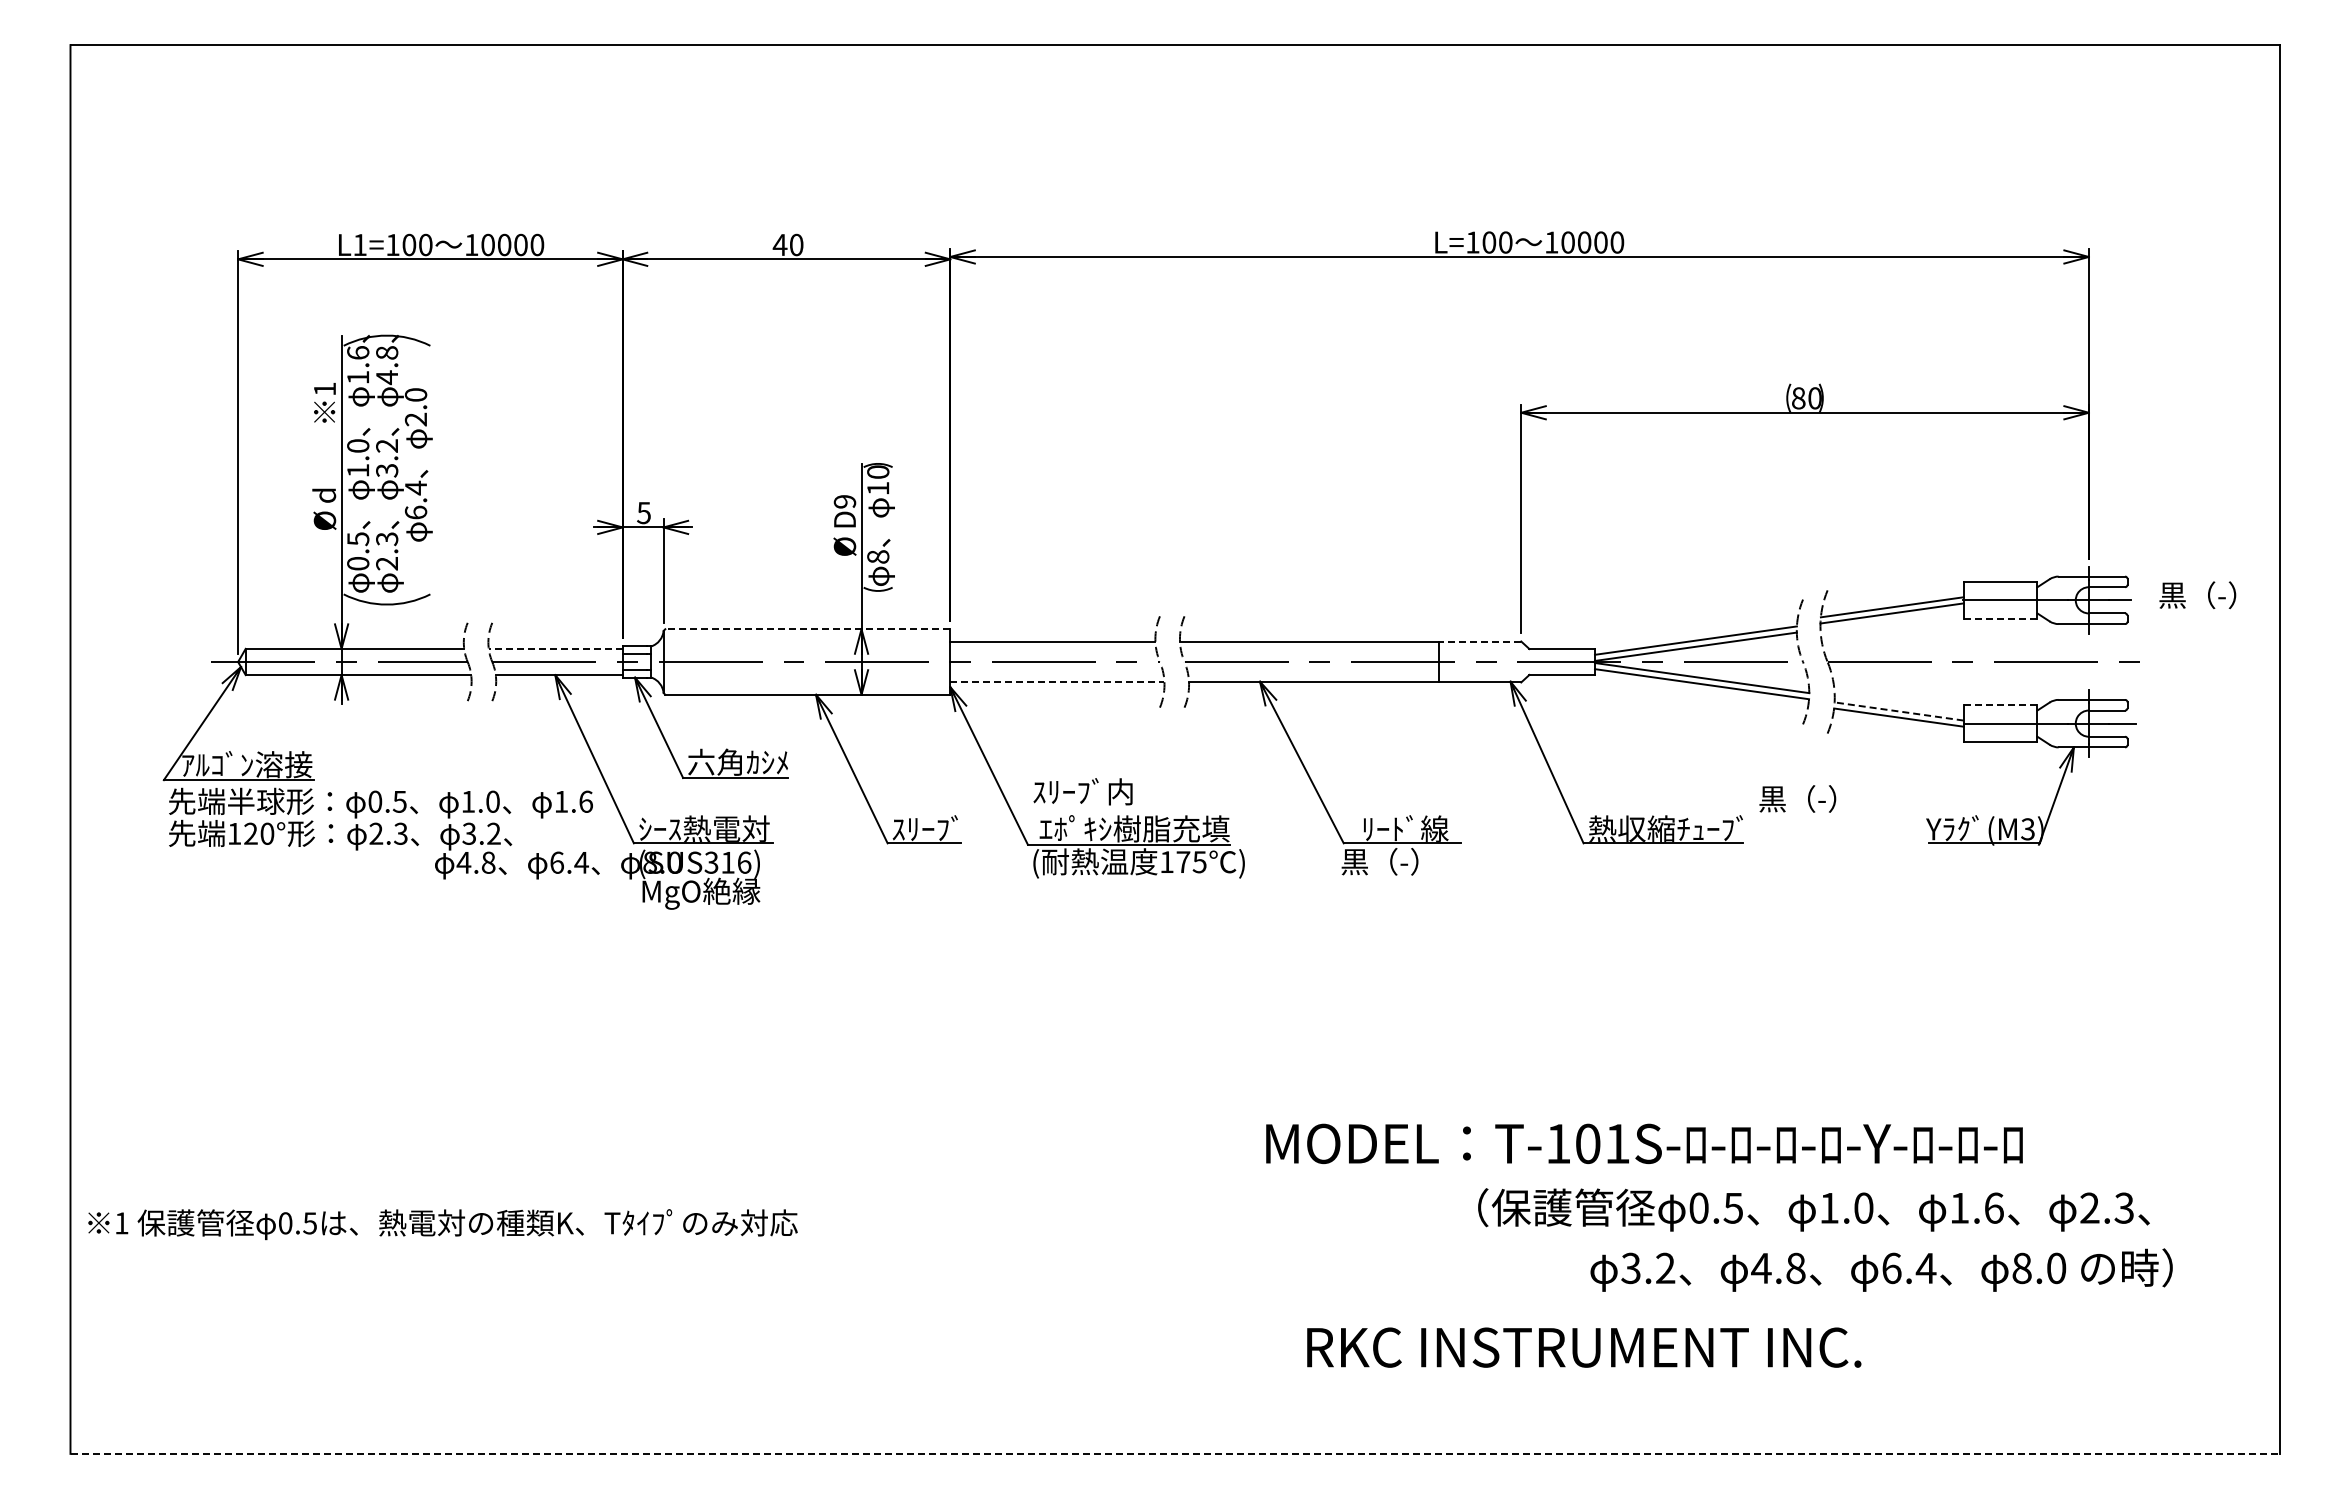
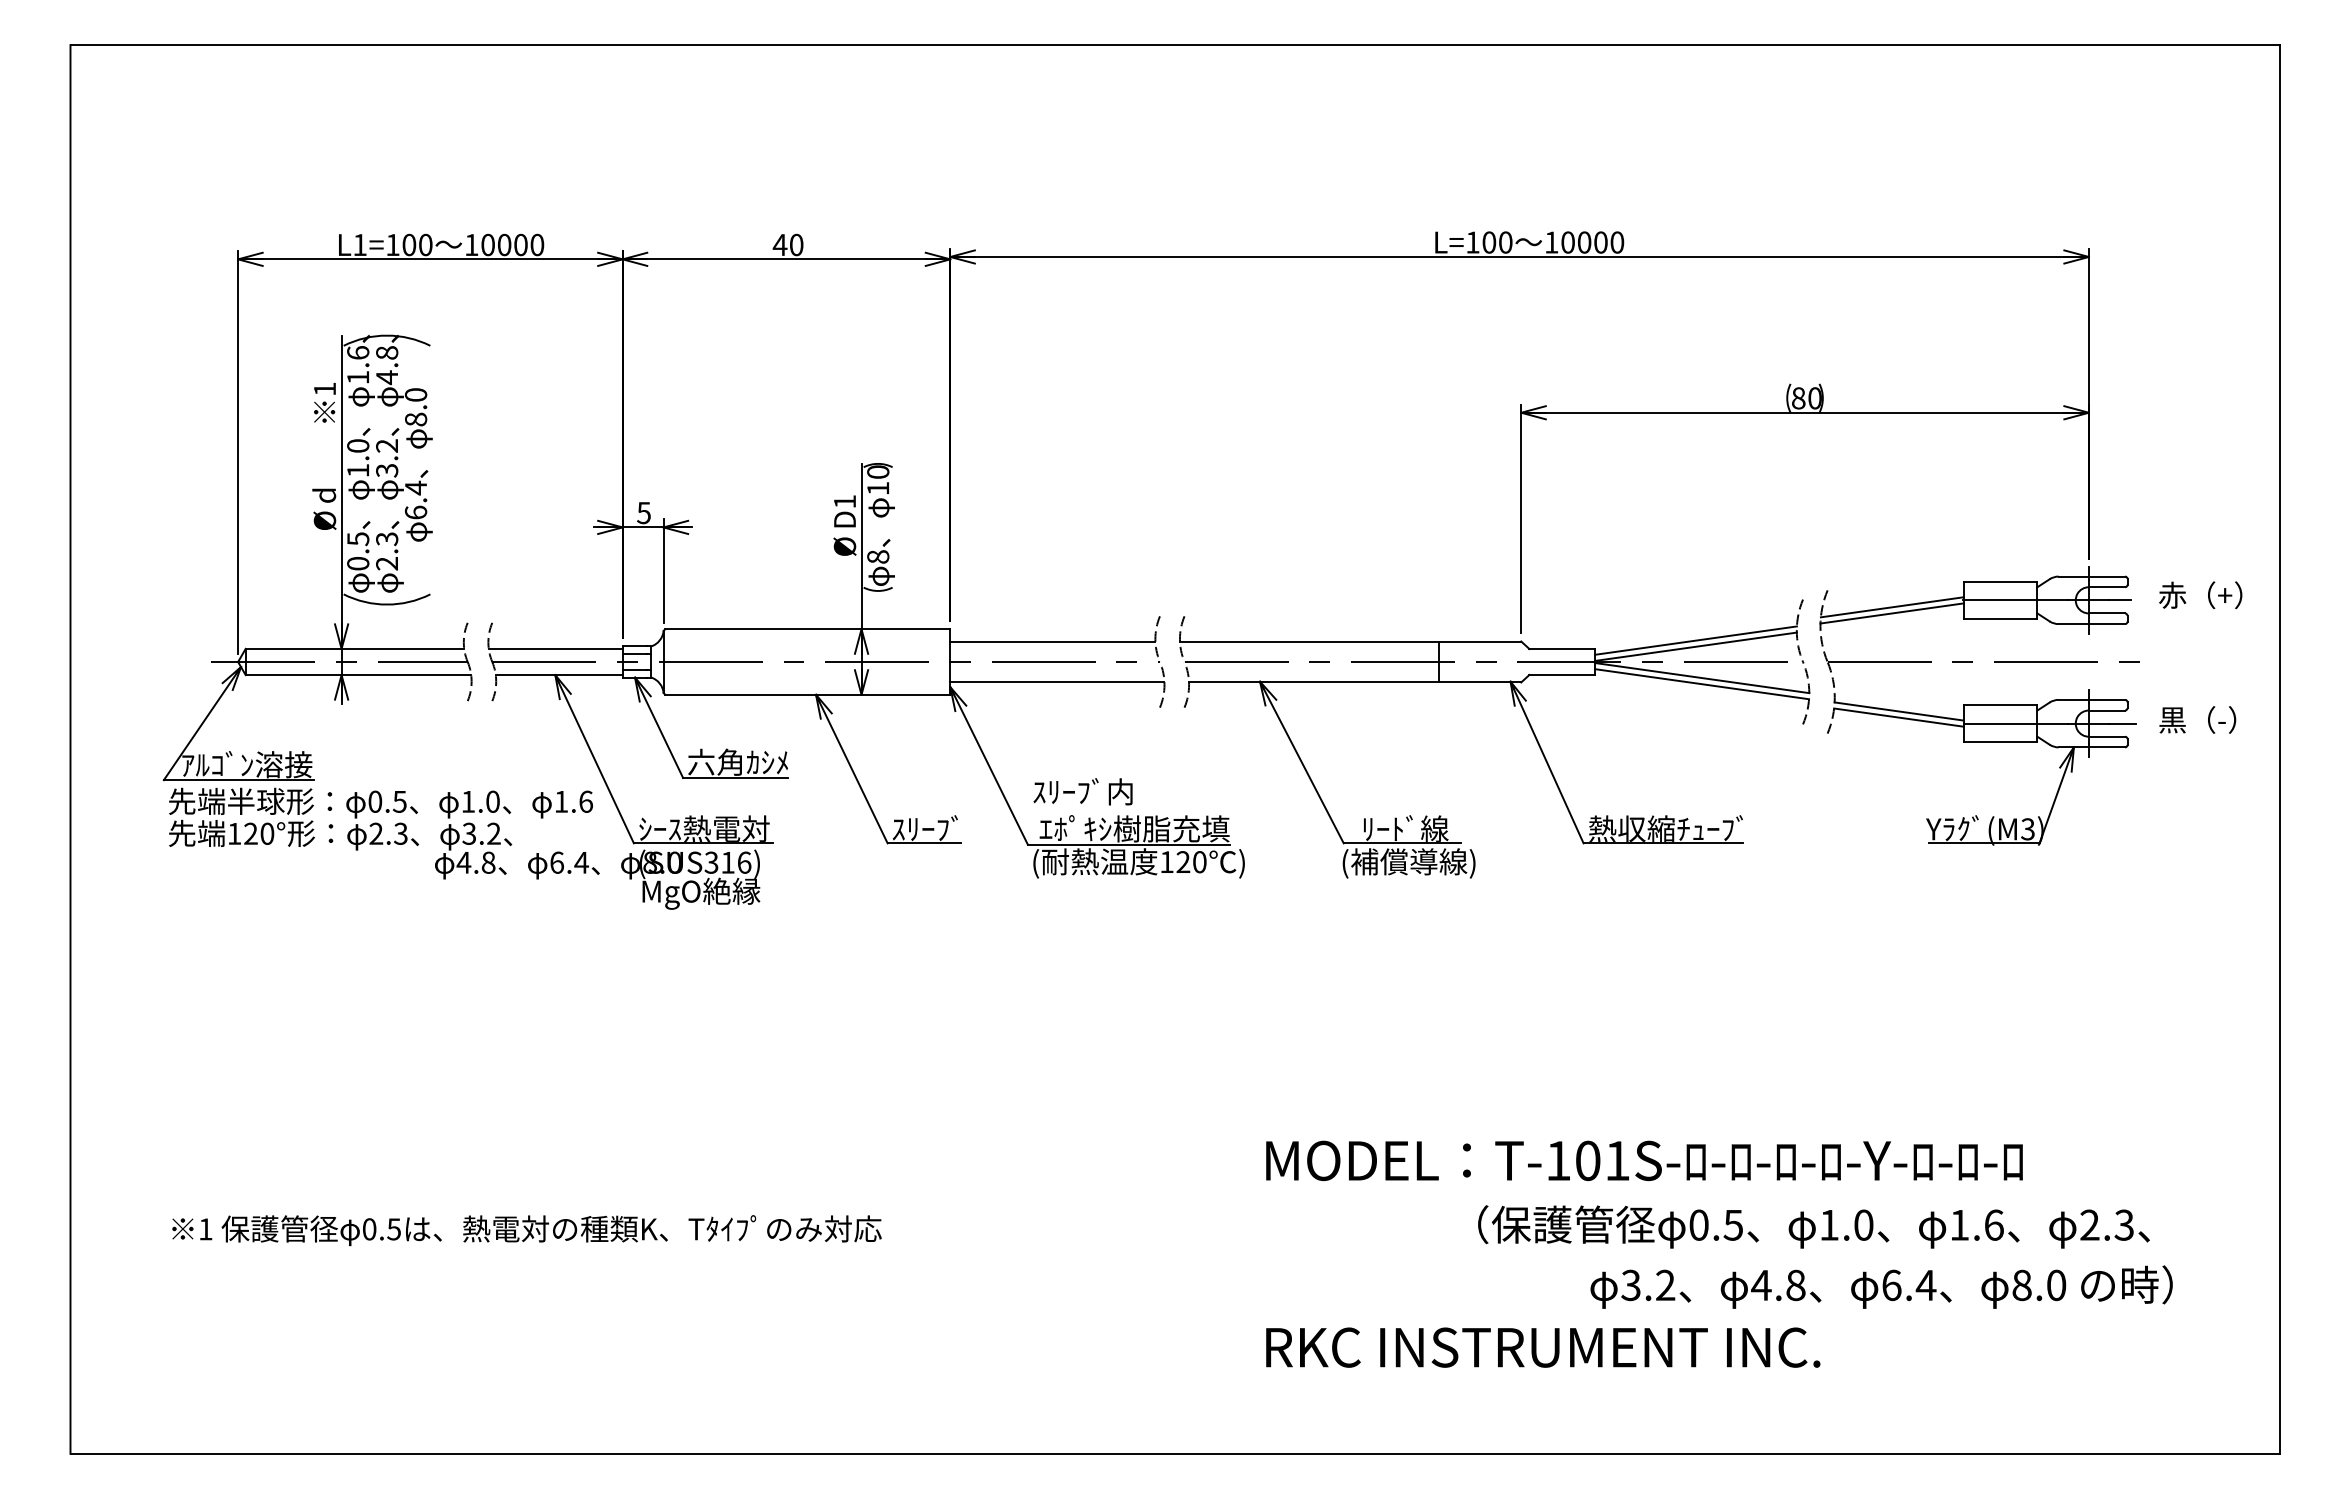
text: 2.0 -> 8.0 (415, 419)
text: D9 -> D1 (844, 501)
text: 黒（-） -> 赤（+） (2200, 595)
line: dashed -> solid (2000, 618)
line: dashed -> solid (807, 629)
line: dashed -> solid (1480, 641)
line: dashed -> solid (555, 648)
line: dashed -> solid (1057, 681)
line: dashed -> solid (2000, 705)
line: dashed -> solid (1898, 711)
text position: (1797, 798) -> (2197, 719) (2197, 719)
text: 175 -> 120 (1191, 862)
text: 黒（-） -> (補償導線) (1408, 863)
text position: (1719, 1207) -> (1719, 1224) (1719, 1224)
text position: (442, 1224) -> (526, 1230) (526, 1230)
text position: (1584, 1347) -> (1543, 1347) (1543, 1347)
line: dashed -> solid (1175, 1453)
